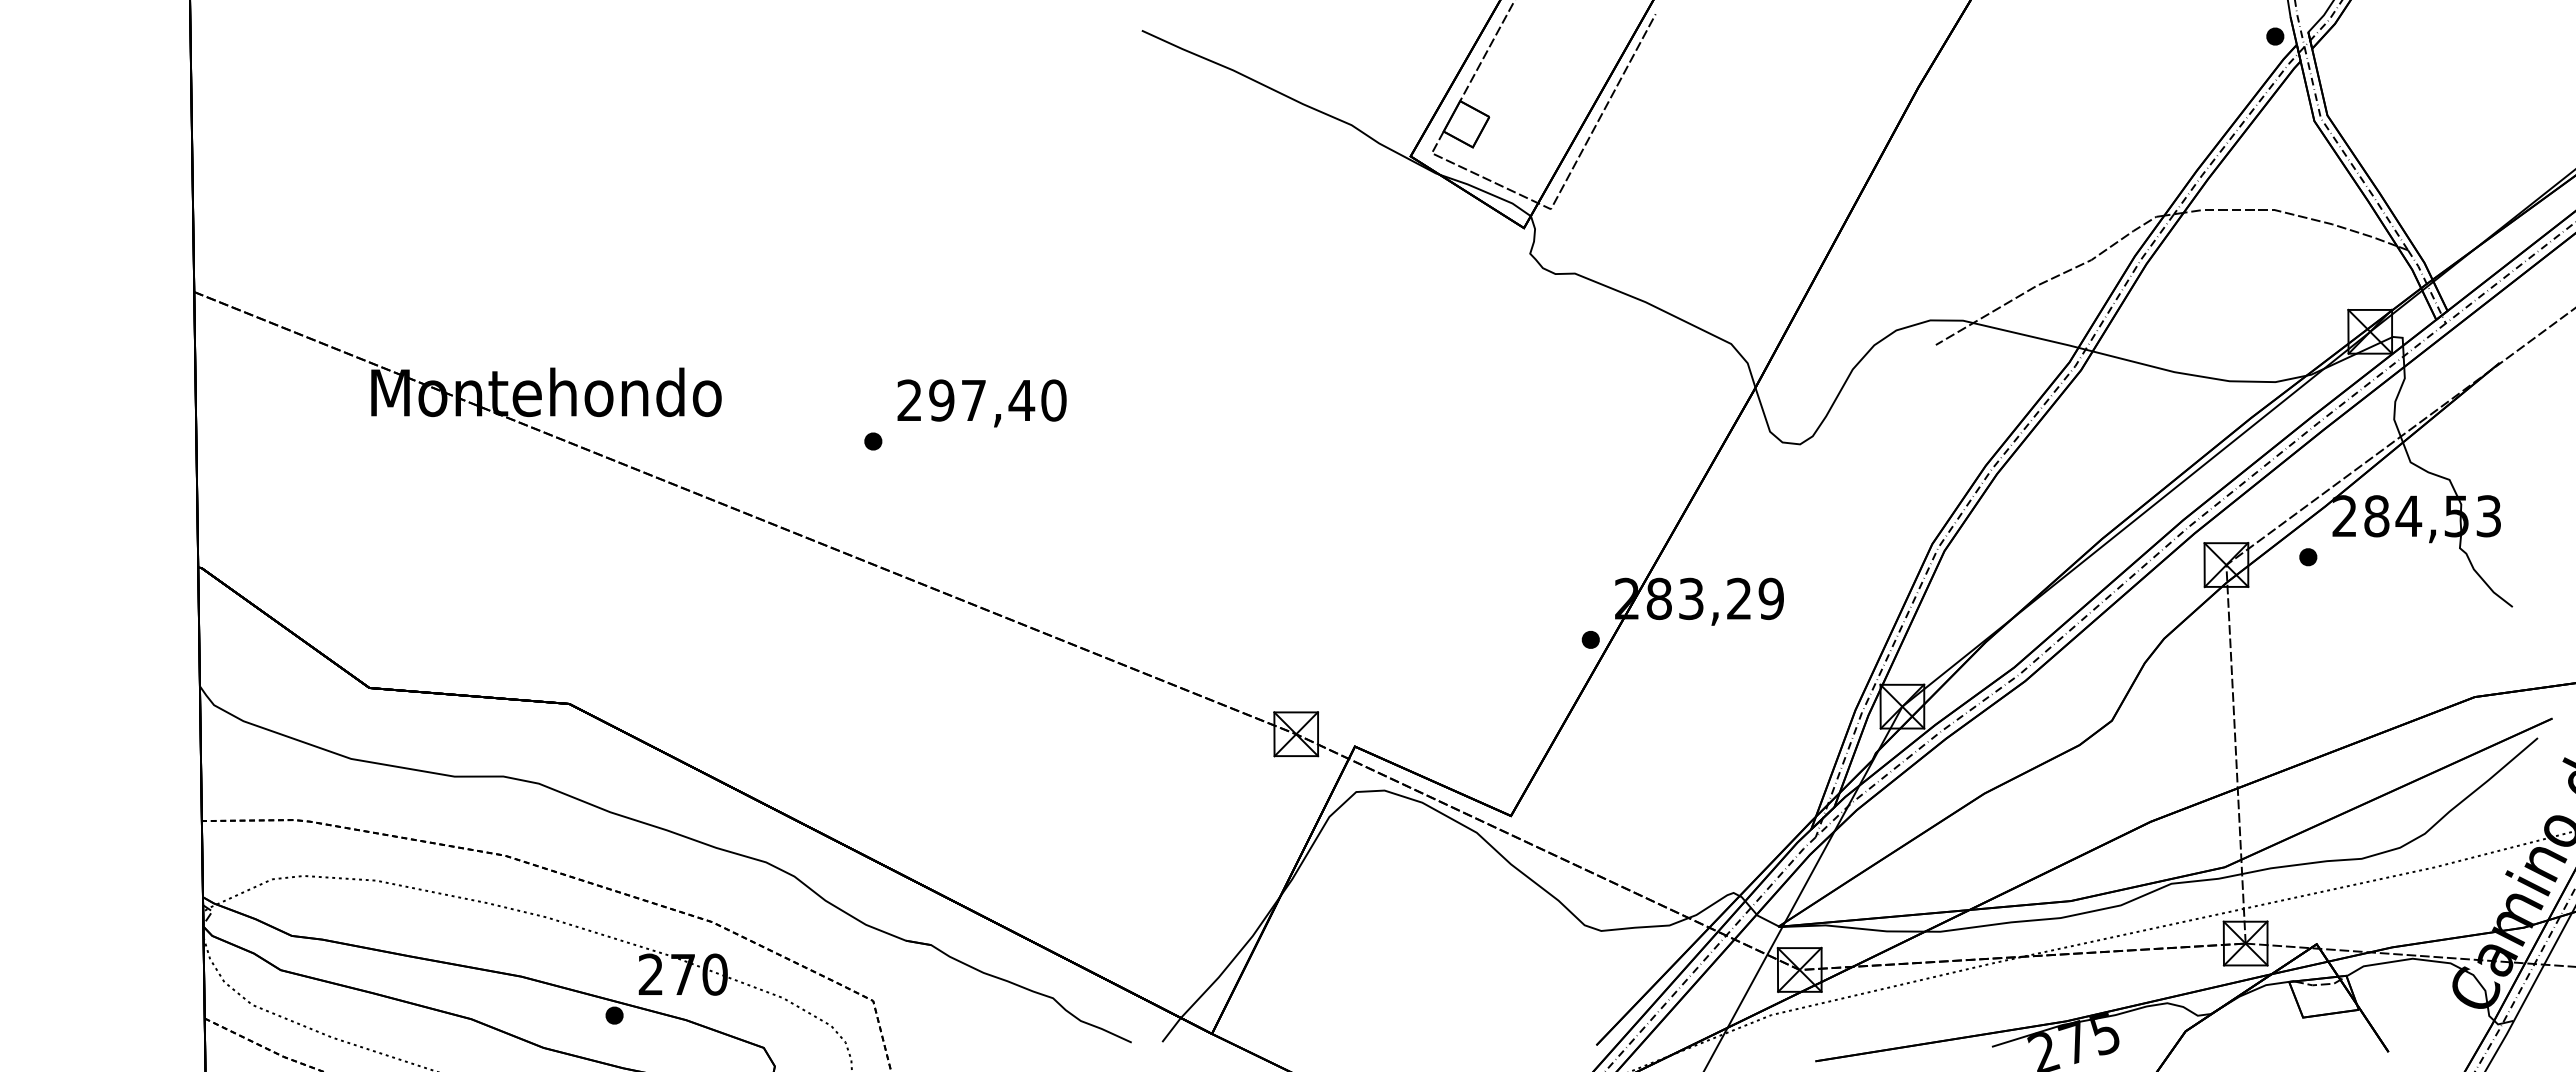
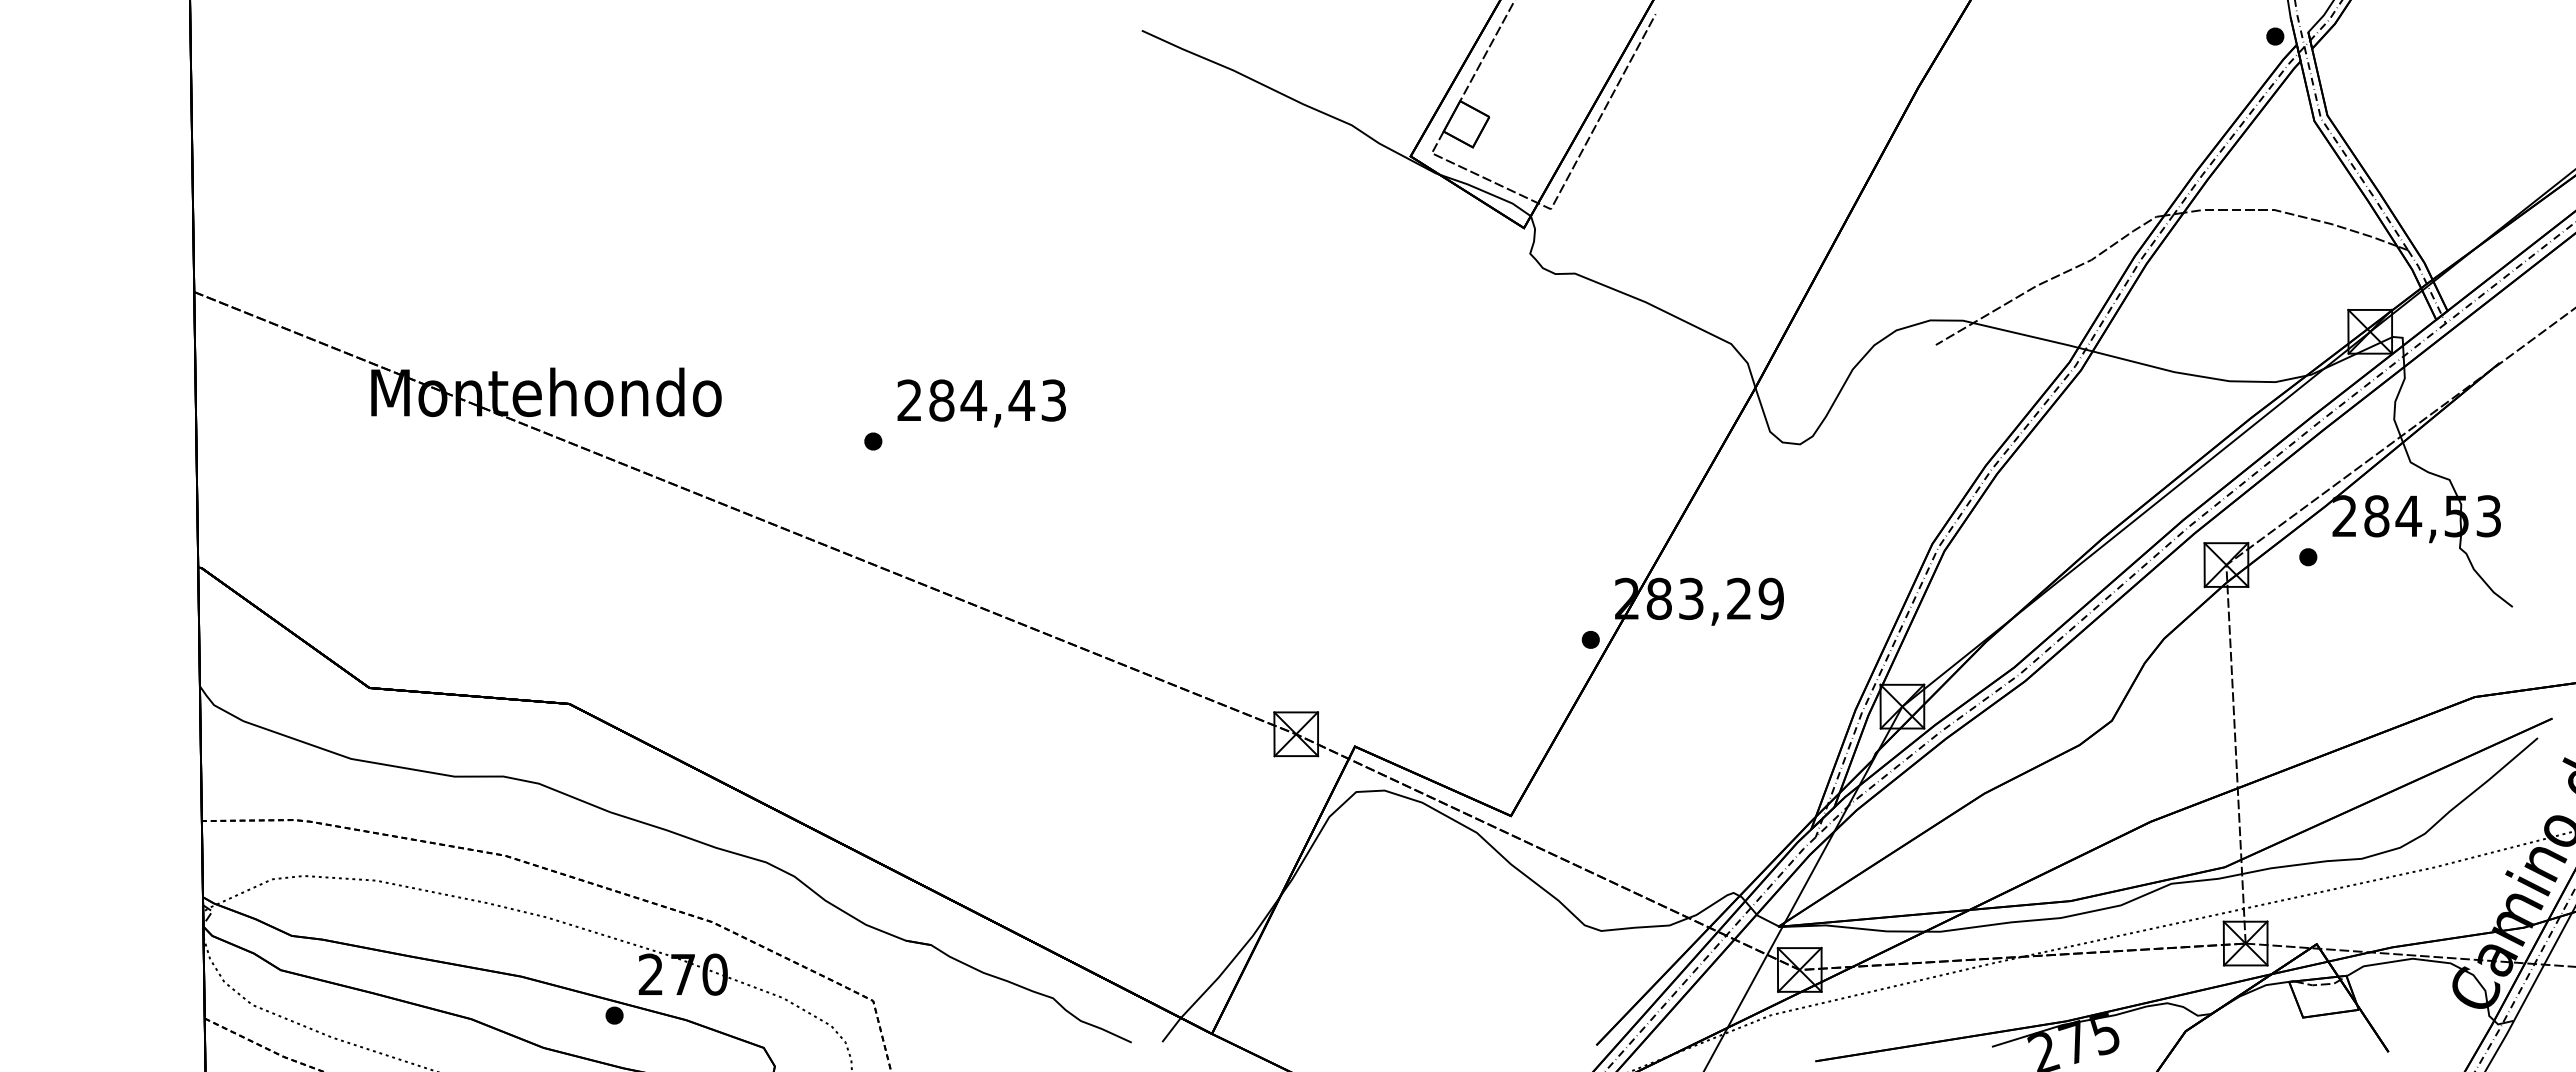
text: 297,40 -> 284,43 (997, 400)
